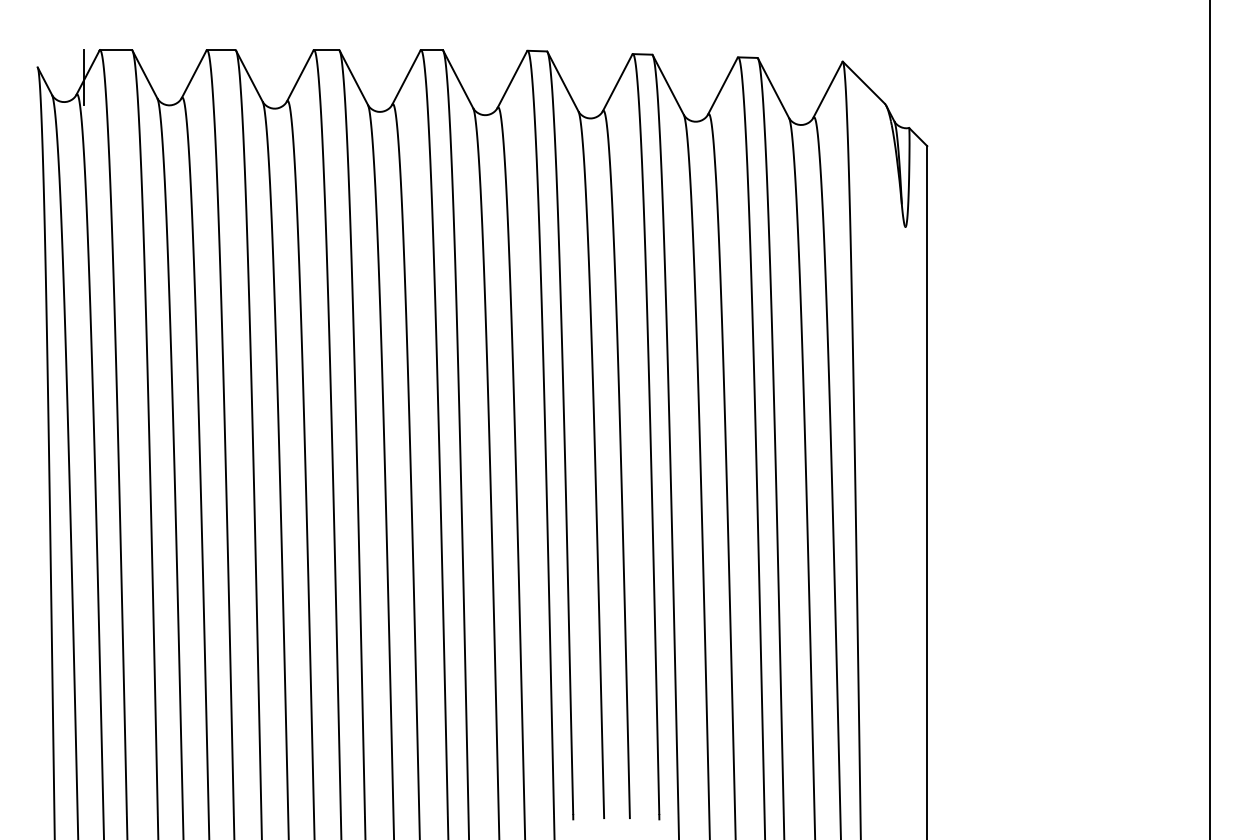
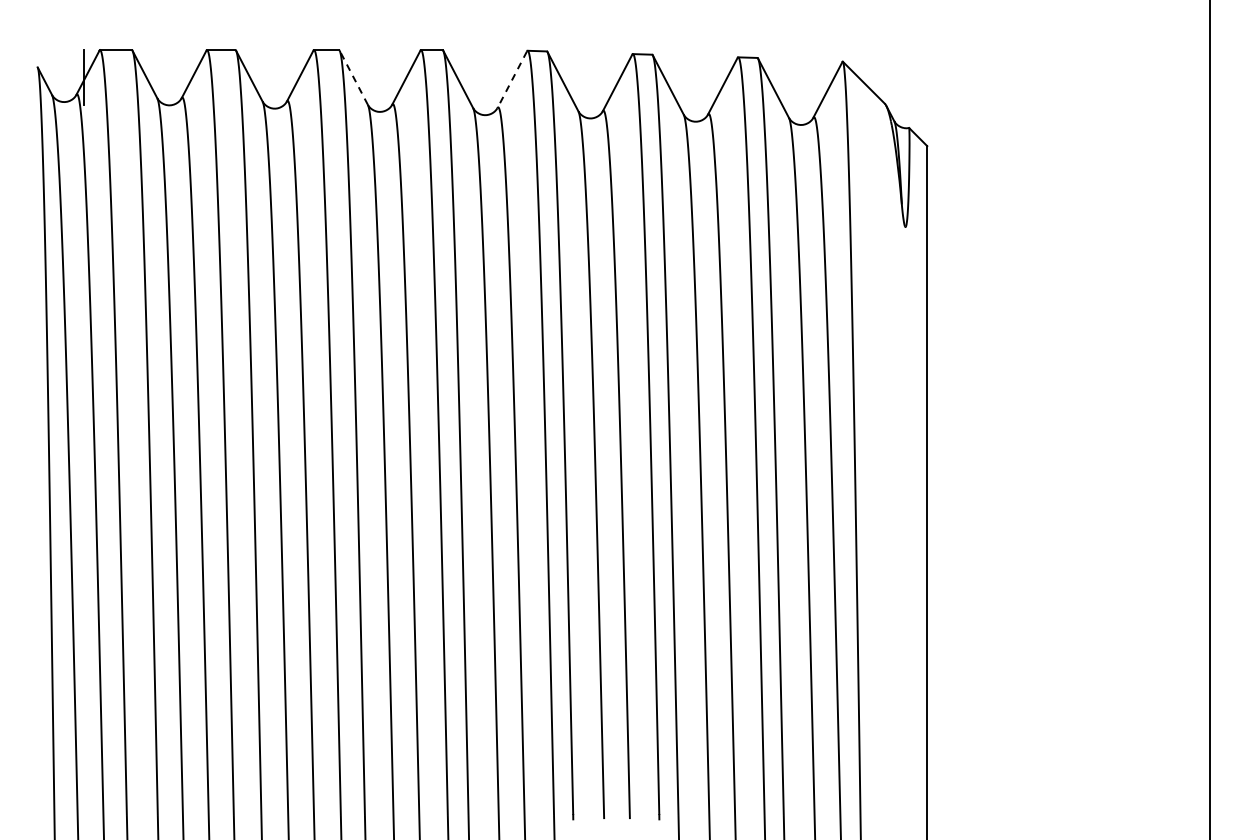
line: solid -> dashed (353, 77)
line: solid -> dashed (512, 79)
